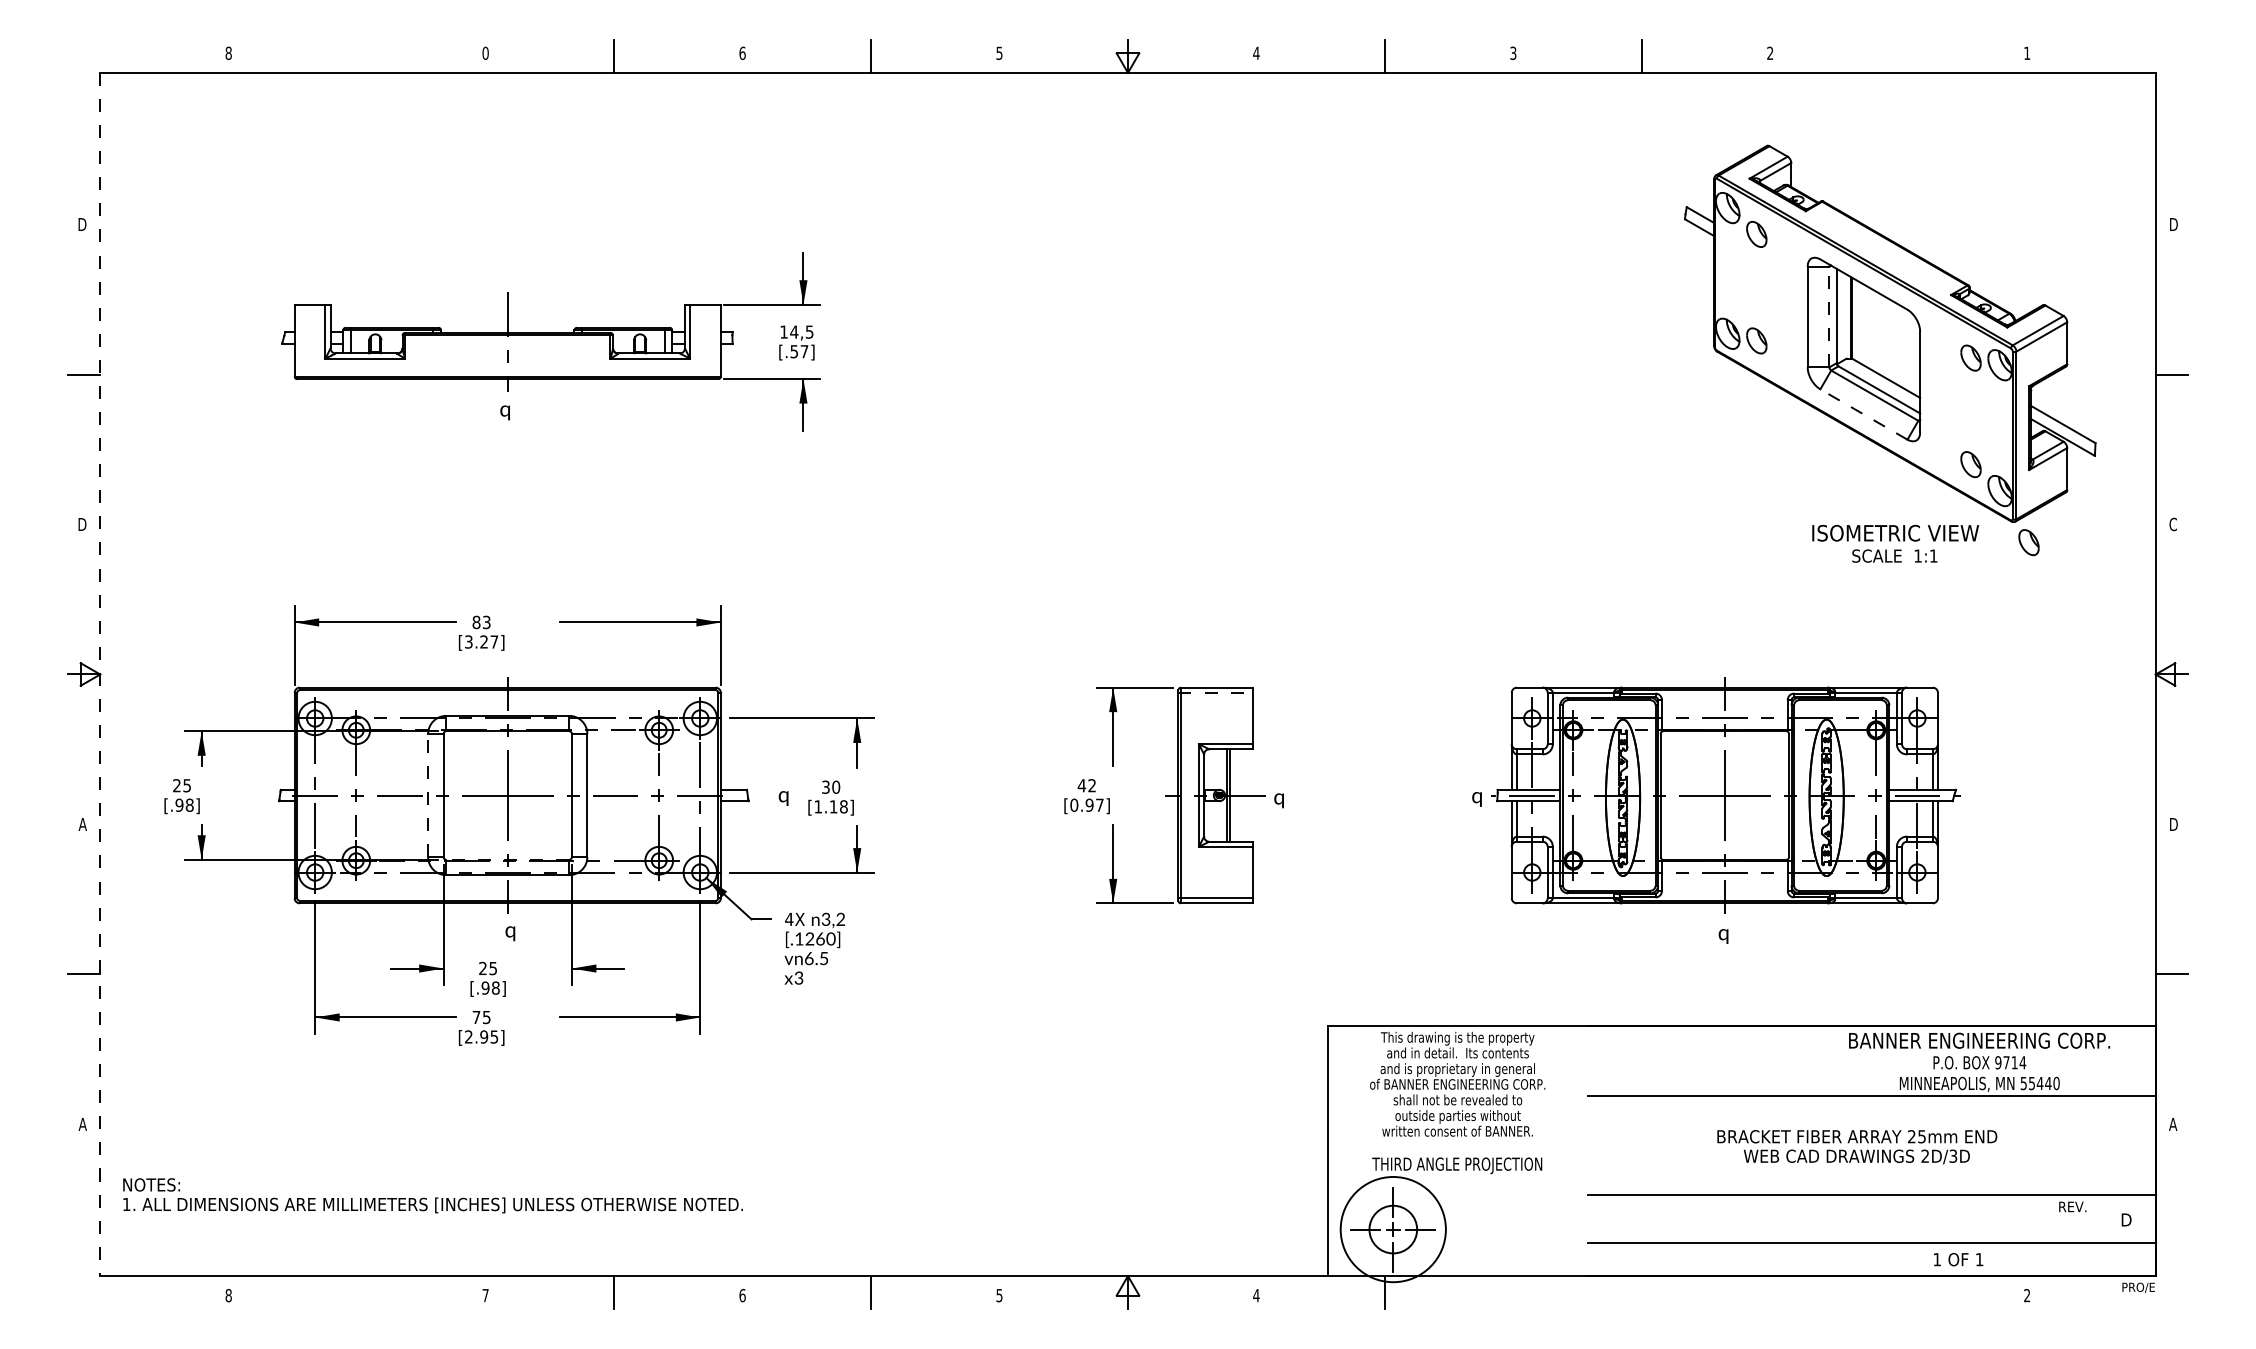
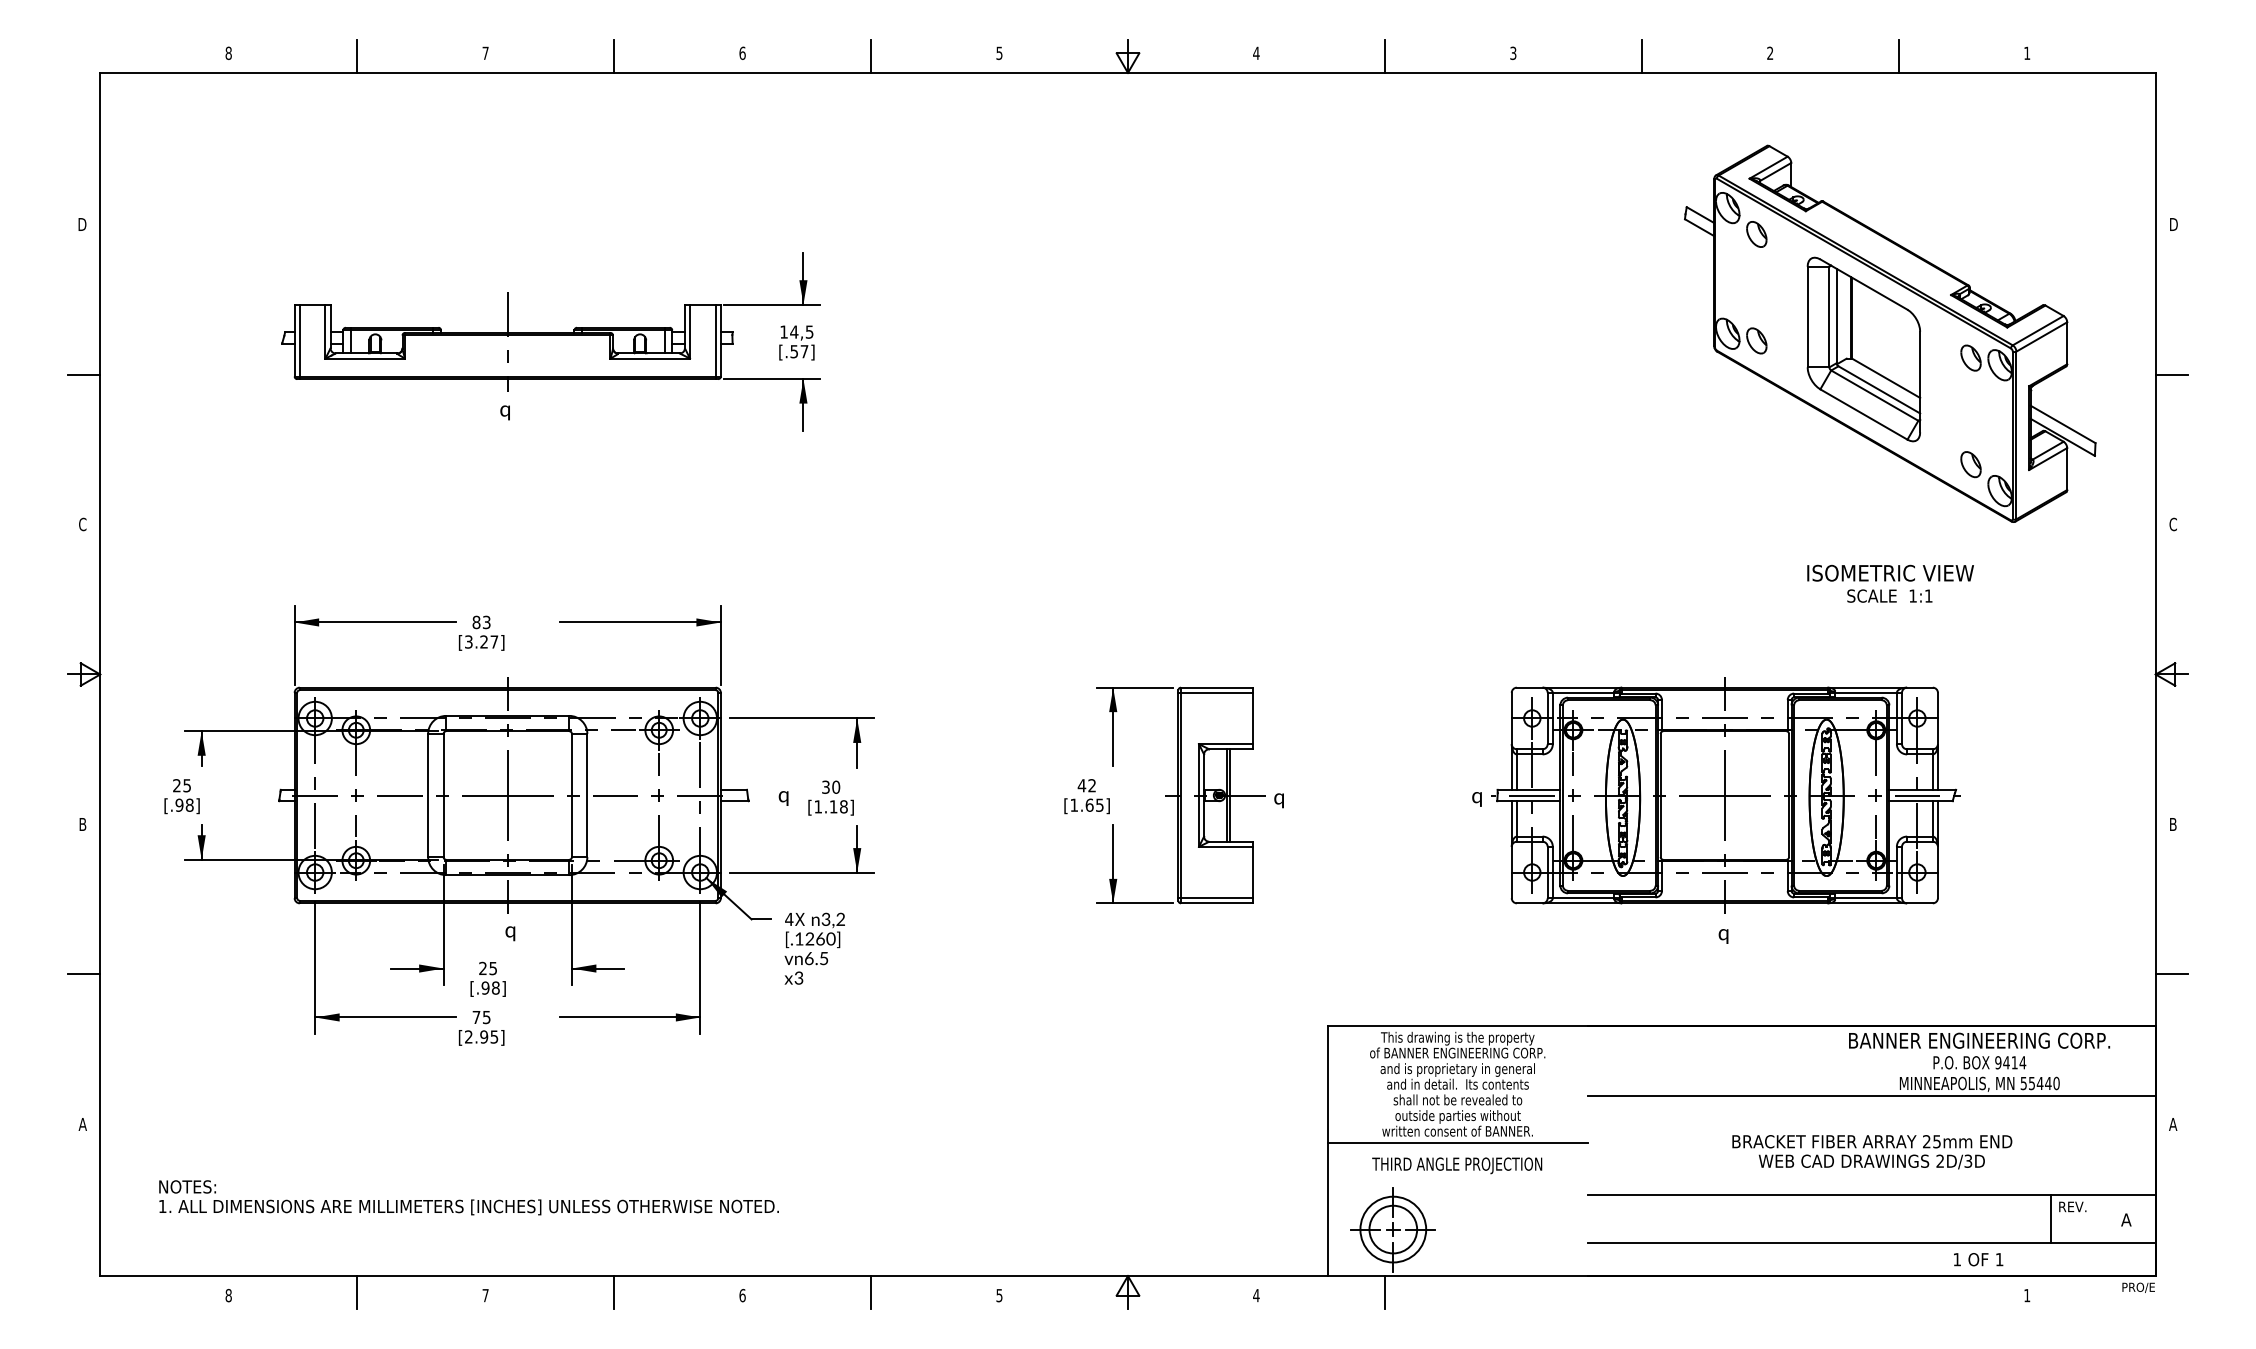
text: 0 -> 7 (485, 52)
line: none -> present (357, 56)
line: none -> present (1898, 56)
line: dashed -> solid (1829, 316)
line: none -> present (299, 341)
line: none -> present (715, 341)
line: dashed -> solid (1863, 414)
text: D -> C (82, 524)
part: present -> none (2028, 542)
text position: (1895, 543) -> (1890, 583) (1890, 583)
line: dashed -> solid (100, 674)
line: dashed -> solid (1216, 692)
line: dashed -> solid (428, 795)
text: [0.97] -> [1.65] (1086, 804)
text: A -> B (82, 824)
text: D -> B (2174, 824)
line: dashed -> solid (507, 859)
text: and in detail.  Its contents -> of BANNER ENGINEERING CORP. (1457, 1052)
text: 9714 -> 9414 (2006, 1062)
text: of BANNER ENGINEERING CORP. -> and in detail.  Its contents (1457, 1083)
line: none -> present (1457, 1143)
text position: (1857, 1147) -> (1872, 1152) (1872, 1152)
text position: (432, 1195) -> (468, 1197) (468, 1197)
line: none -> present (2051, 1219)
text: D -> A (2126, 1219)
circle diameter: 105 px -> 66 px (1393, 1229)
text position: (1958, 1259) -> (1978, 1259) (1978, 1259)
line: none -> present (357, 1292)
text: 2 -> 1 (2027, 1295)
